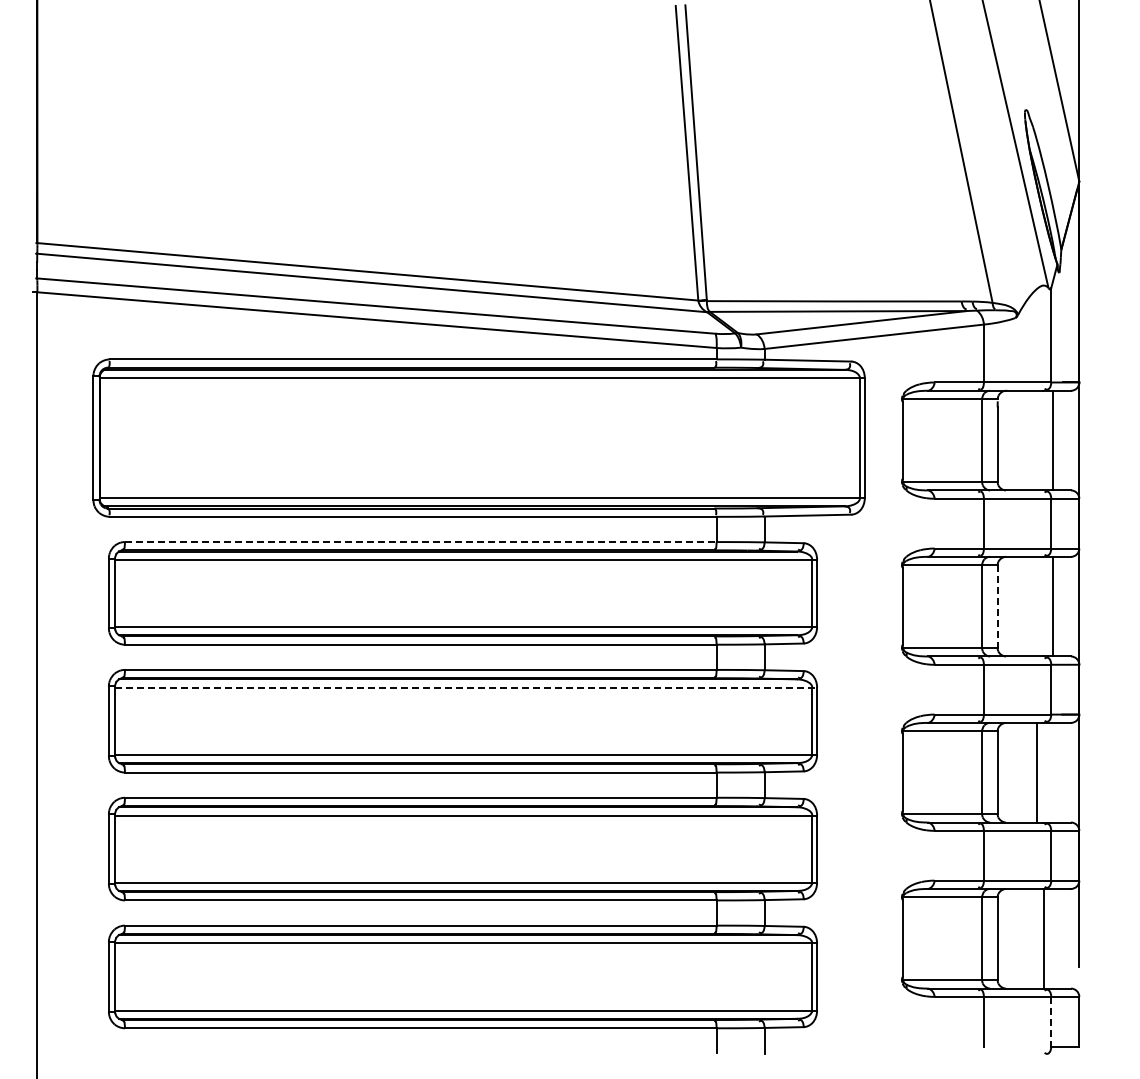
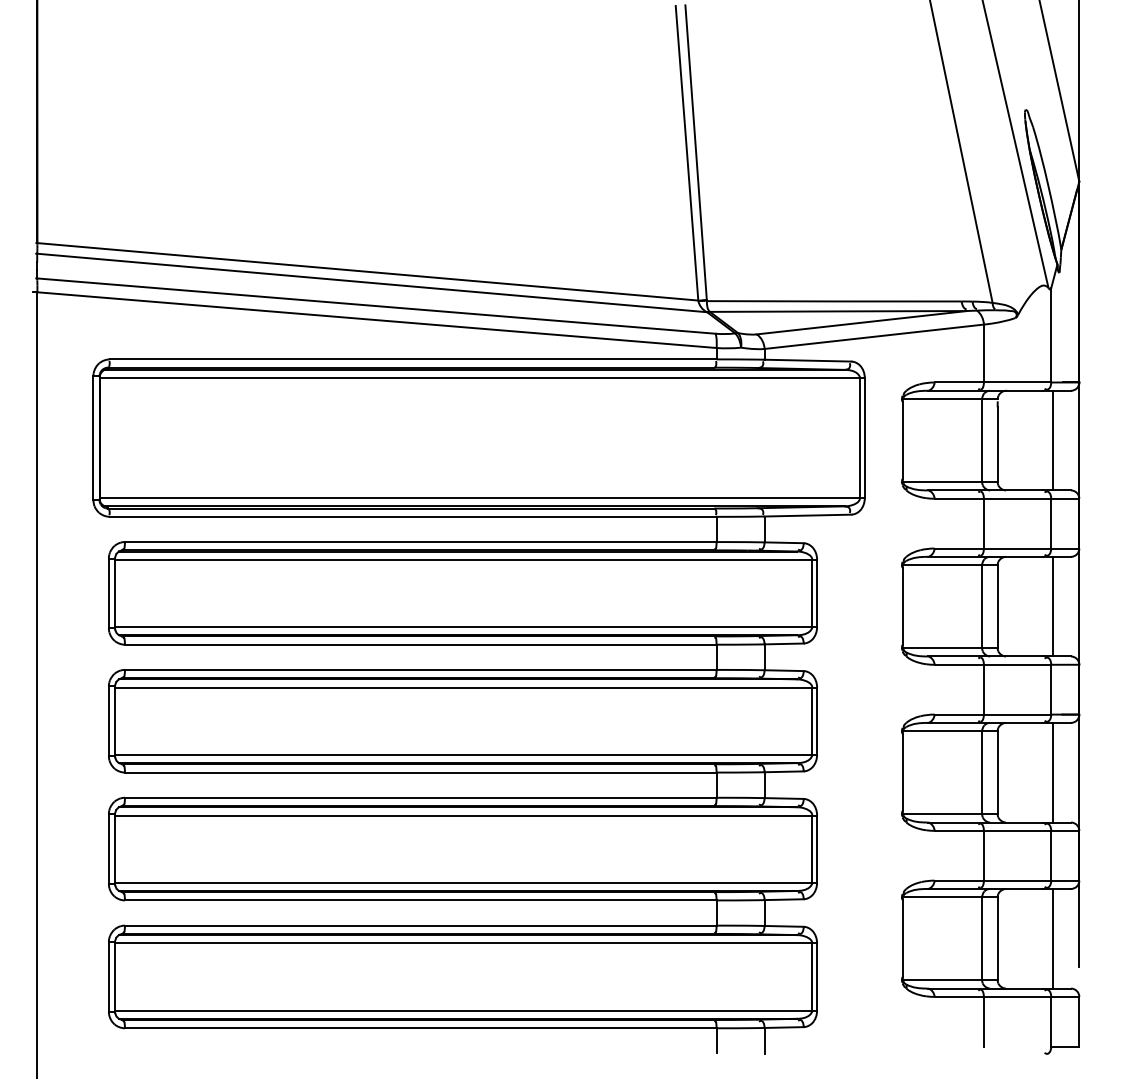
line: dashed -> solid (420, 542)
line: dashed -> solid (997, 606)
line: dashed -> solid (466, 687)
line position: (1037, 772) -> (1053, 772) (1053, 772)
line position: (1044, 938) -> (1053, 938) (1053, 938)
line: dashed -> solid (1051, 1021)
